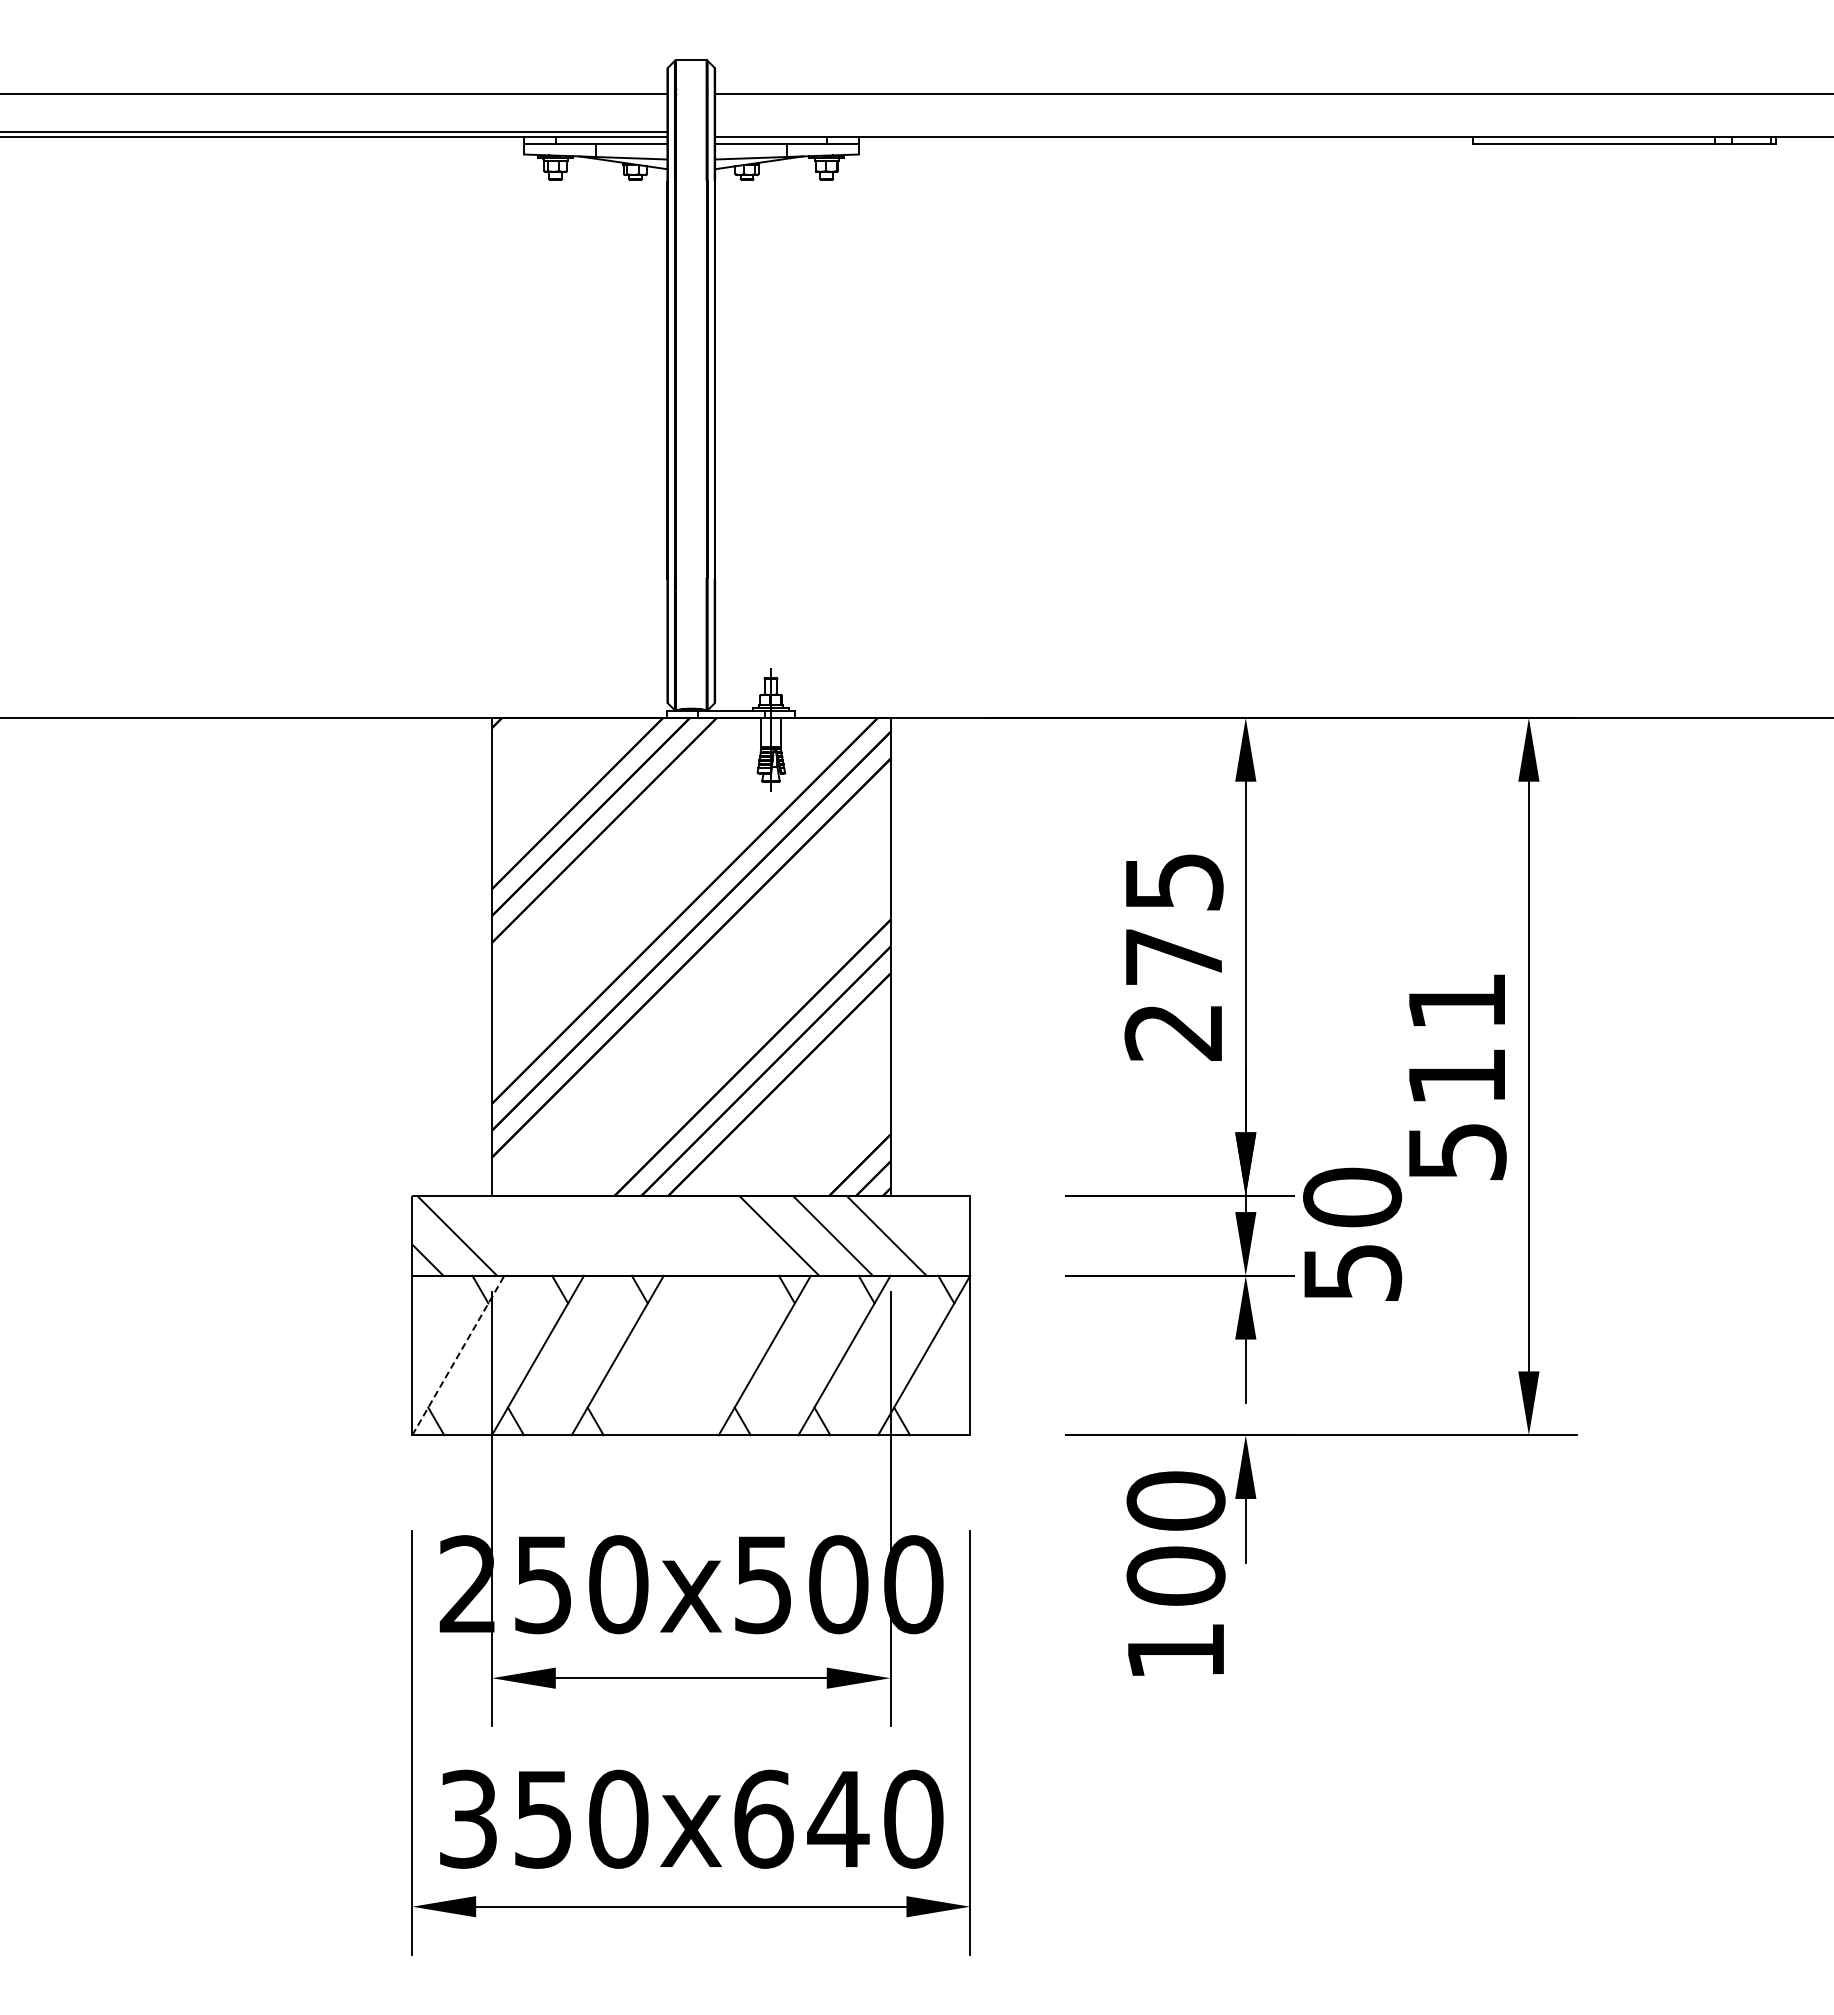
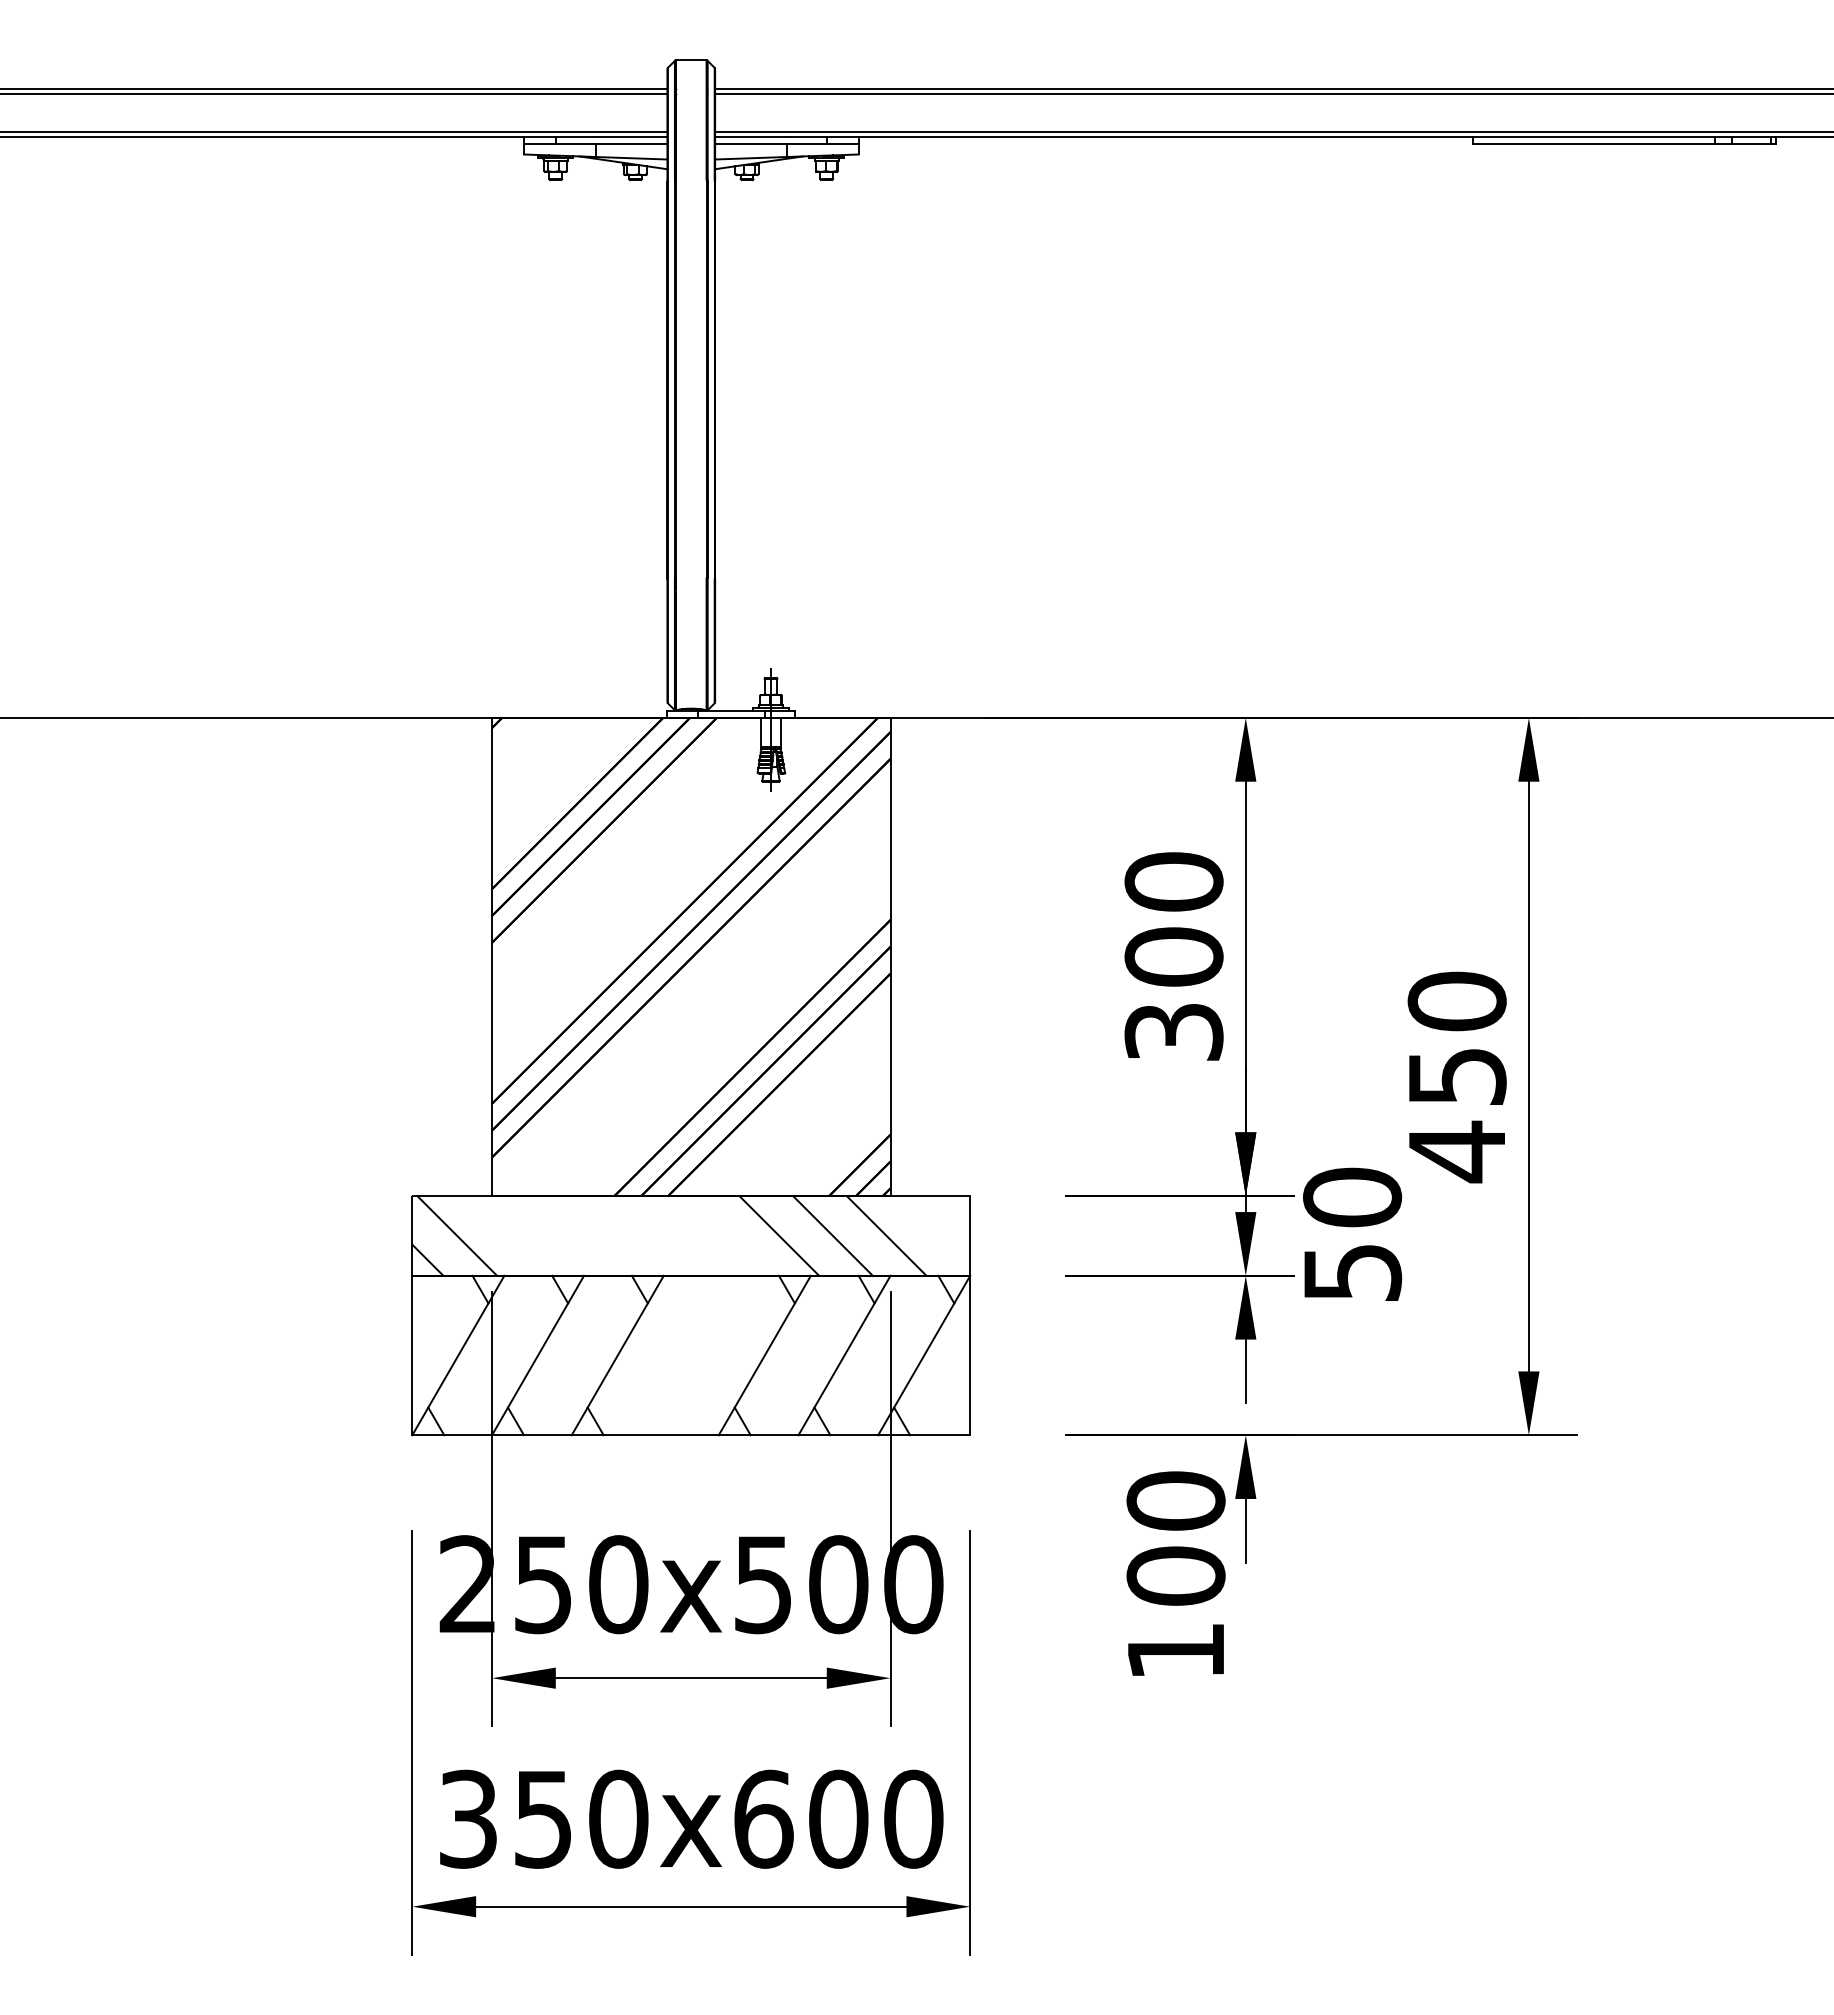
line: none -> present (334, 89)
line: none -> present (1272, 89)
line: none -> present (1272, 132)
text: 275 -> 300 (1173, 956)
text: 511 -> 450 (1456, 1077)
line: dashed -> solid (458, 1355)
text: 350x640 -> 350x600 (838, 1818)
